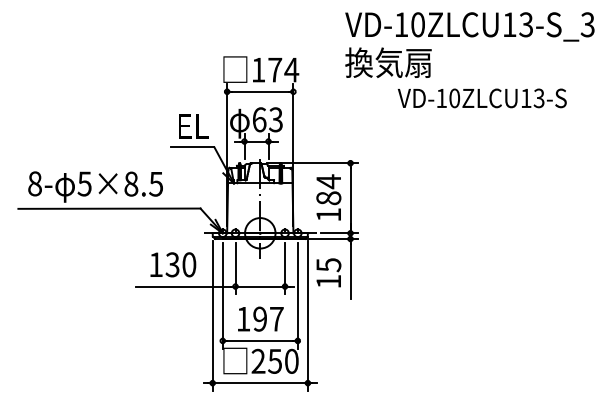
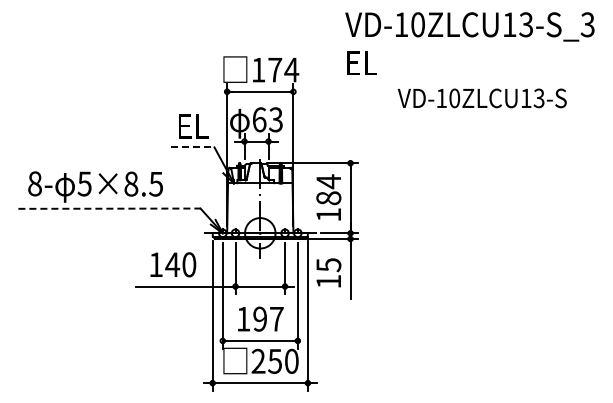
text: 換気扇 -> EL (388, 62)
line: solid -> dashed (192, 147)
line: solid -> dashed (109, 208)
text: 130 -> 140 (172, 264)
